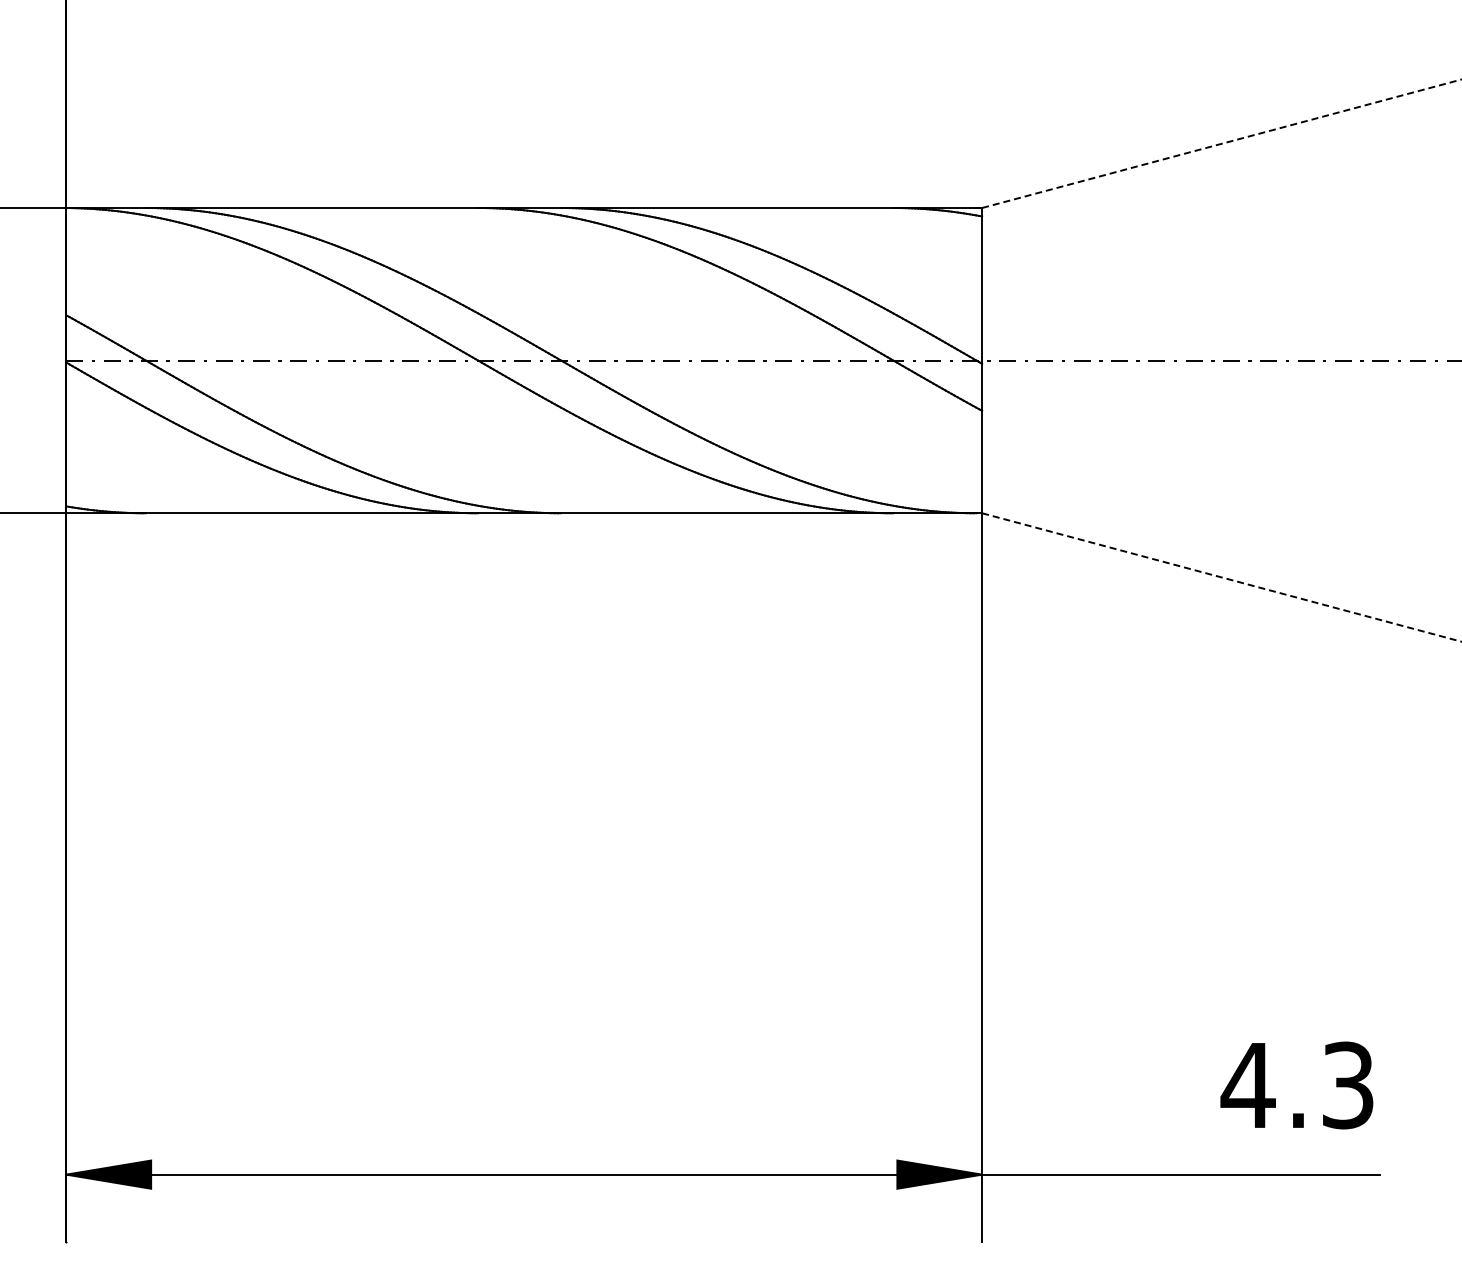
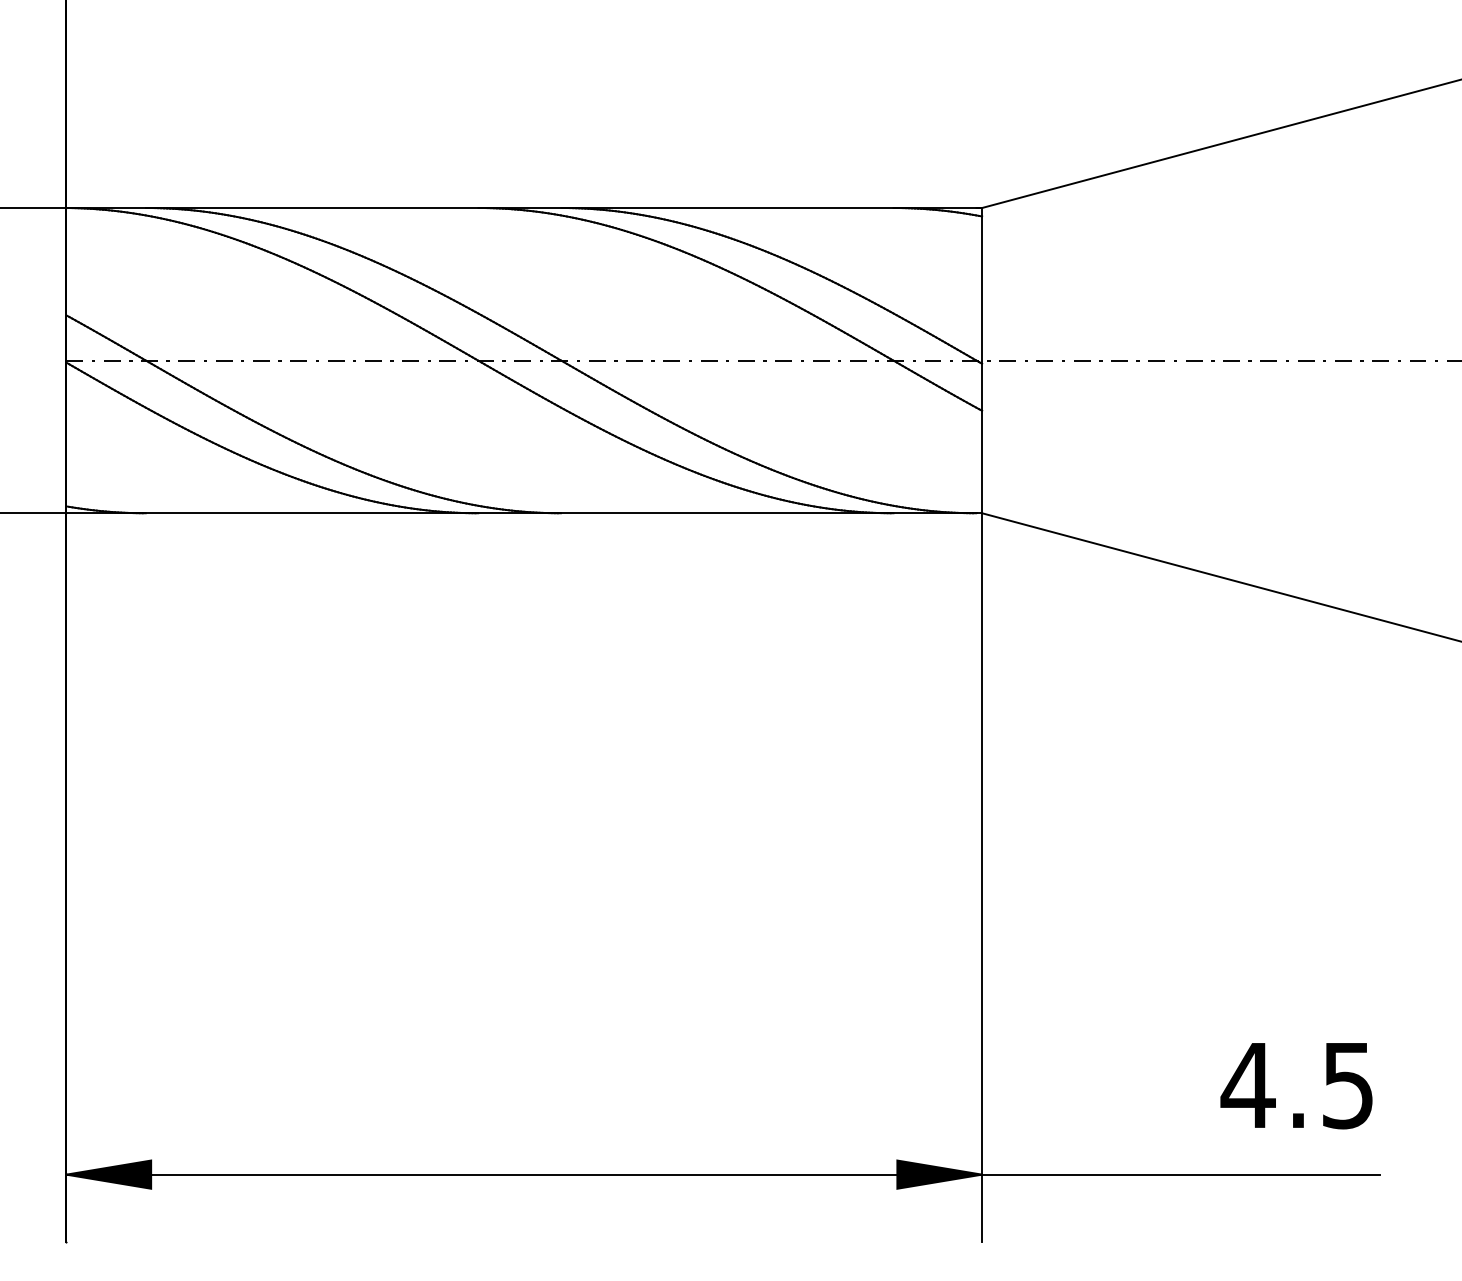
line: dashed -> solid (1221, 143)
line: dashed -> solid (1221, 577)
text: 4.3 -> 4.5 (1348, 1085)
